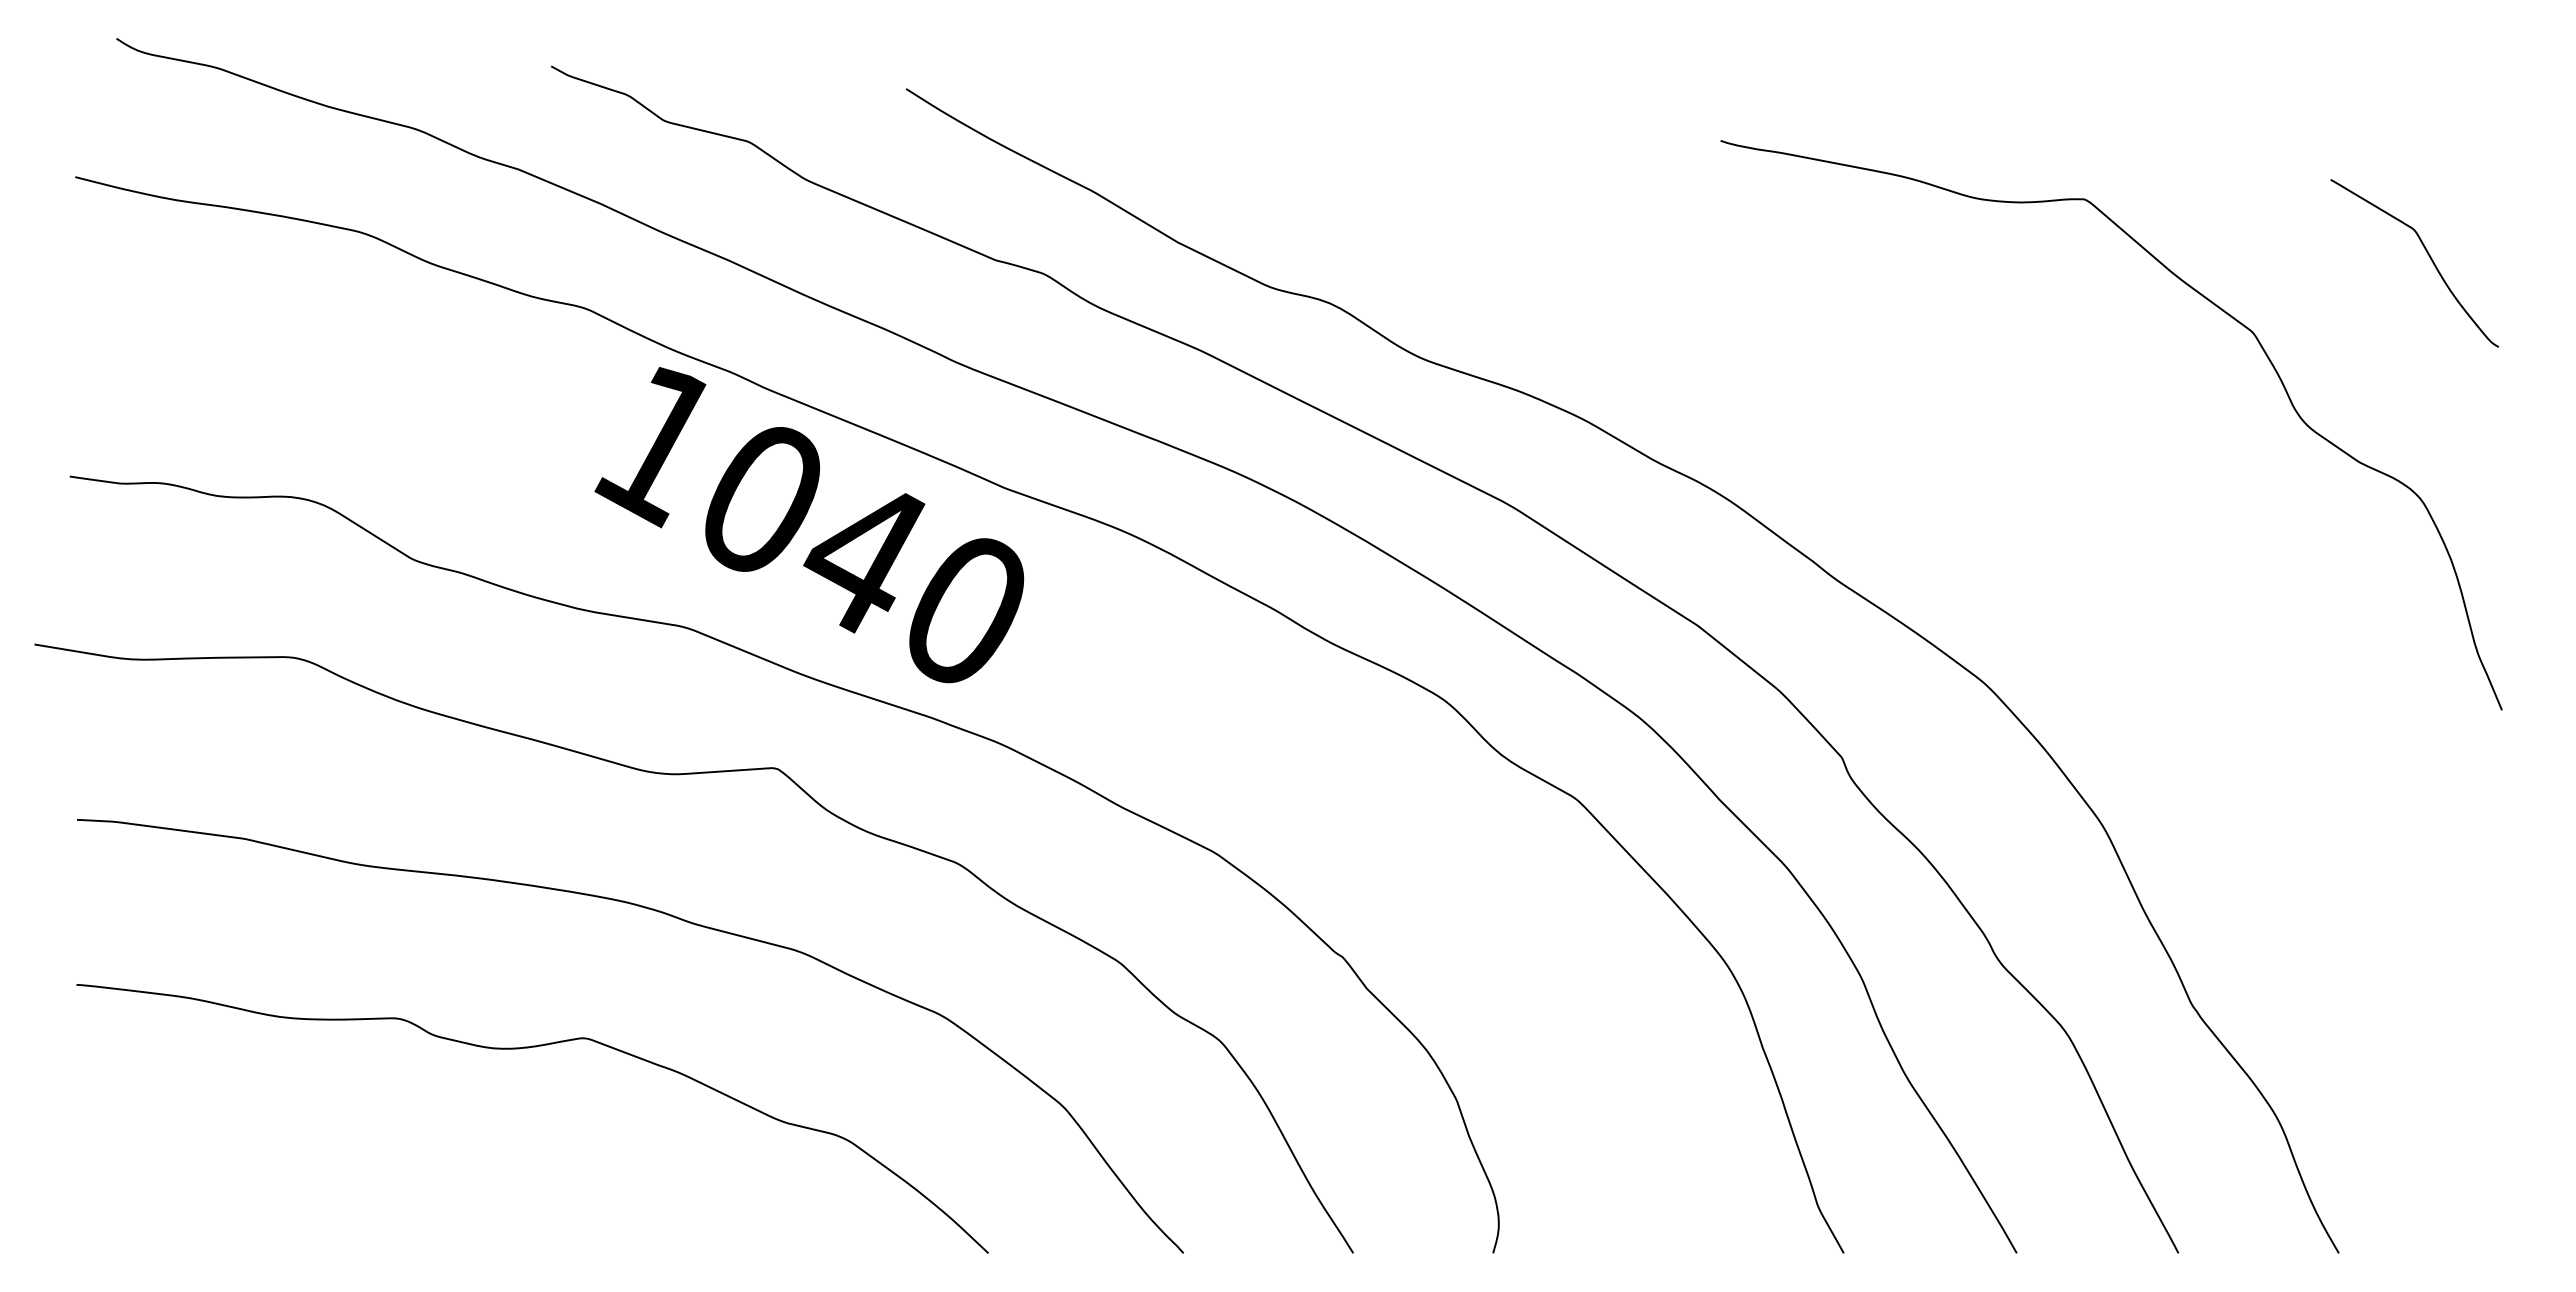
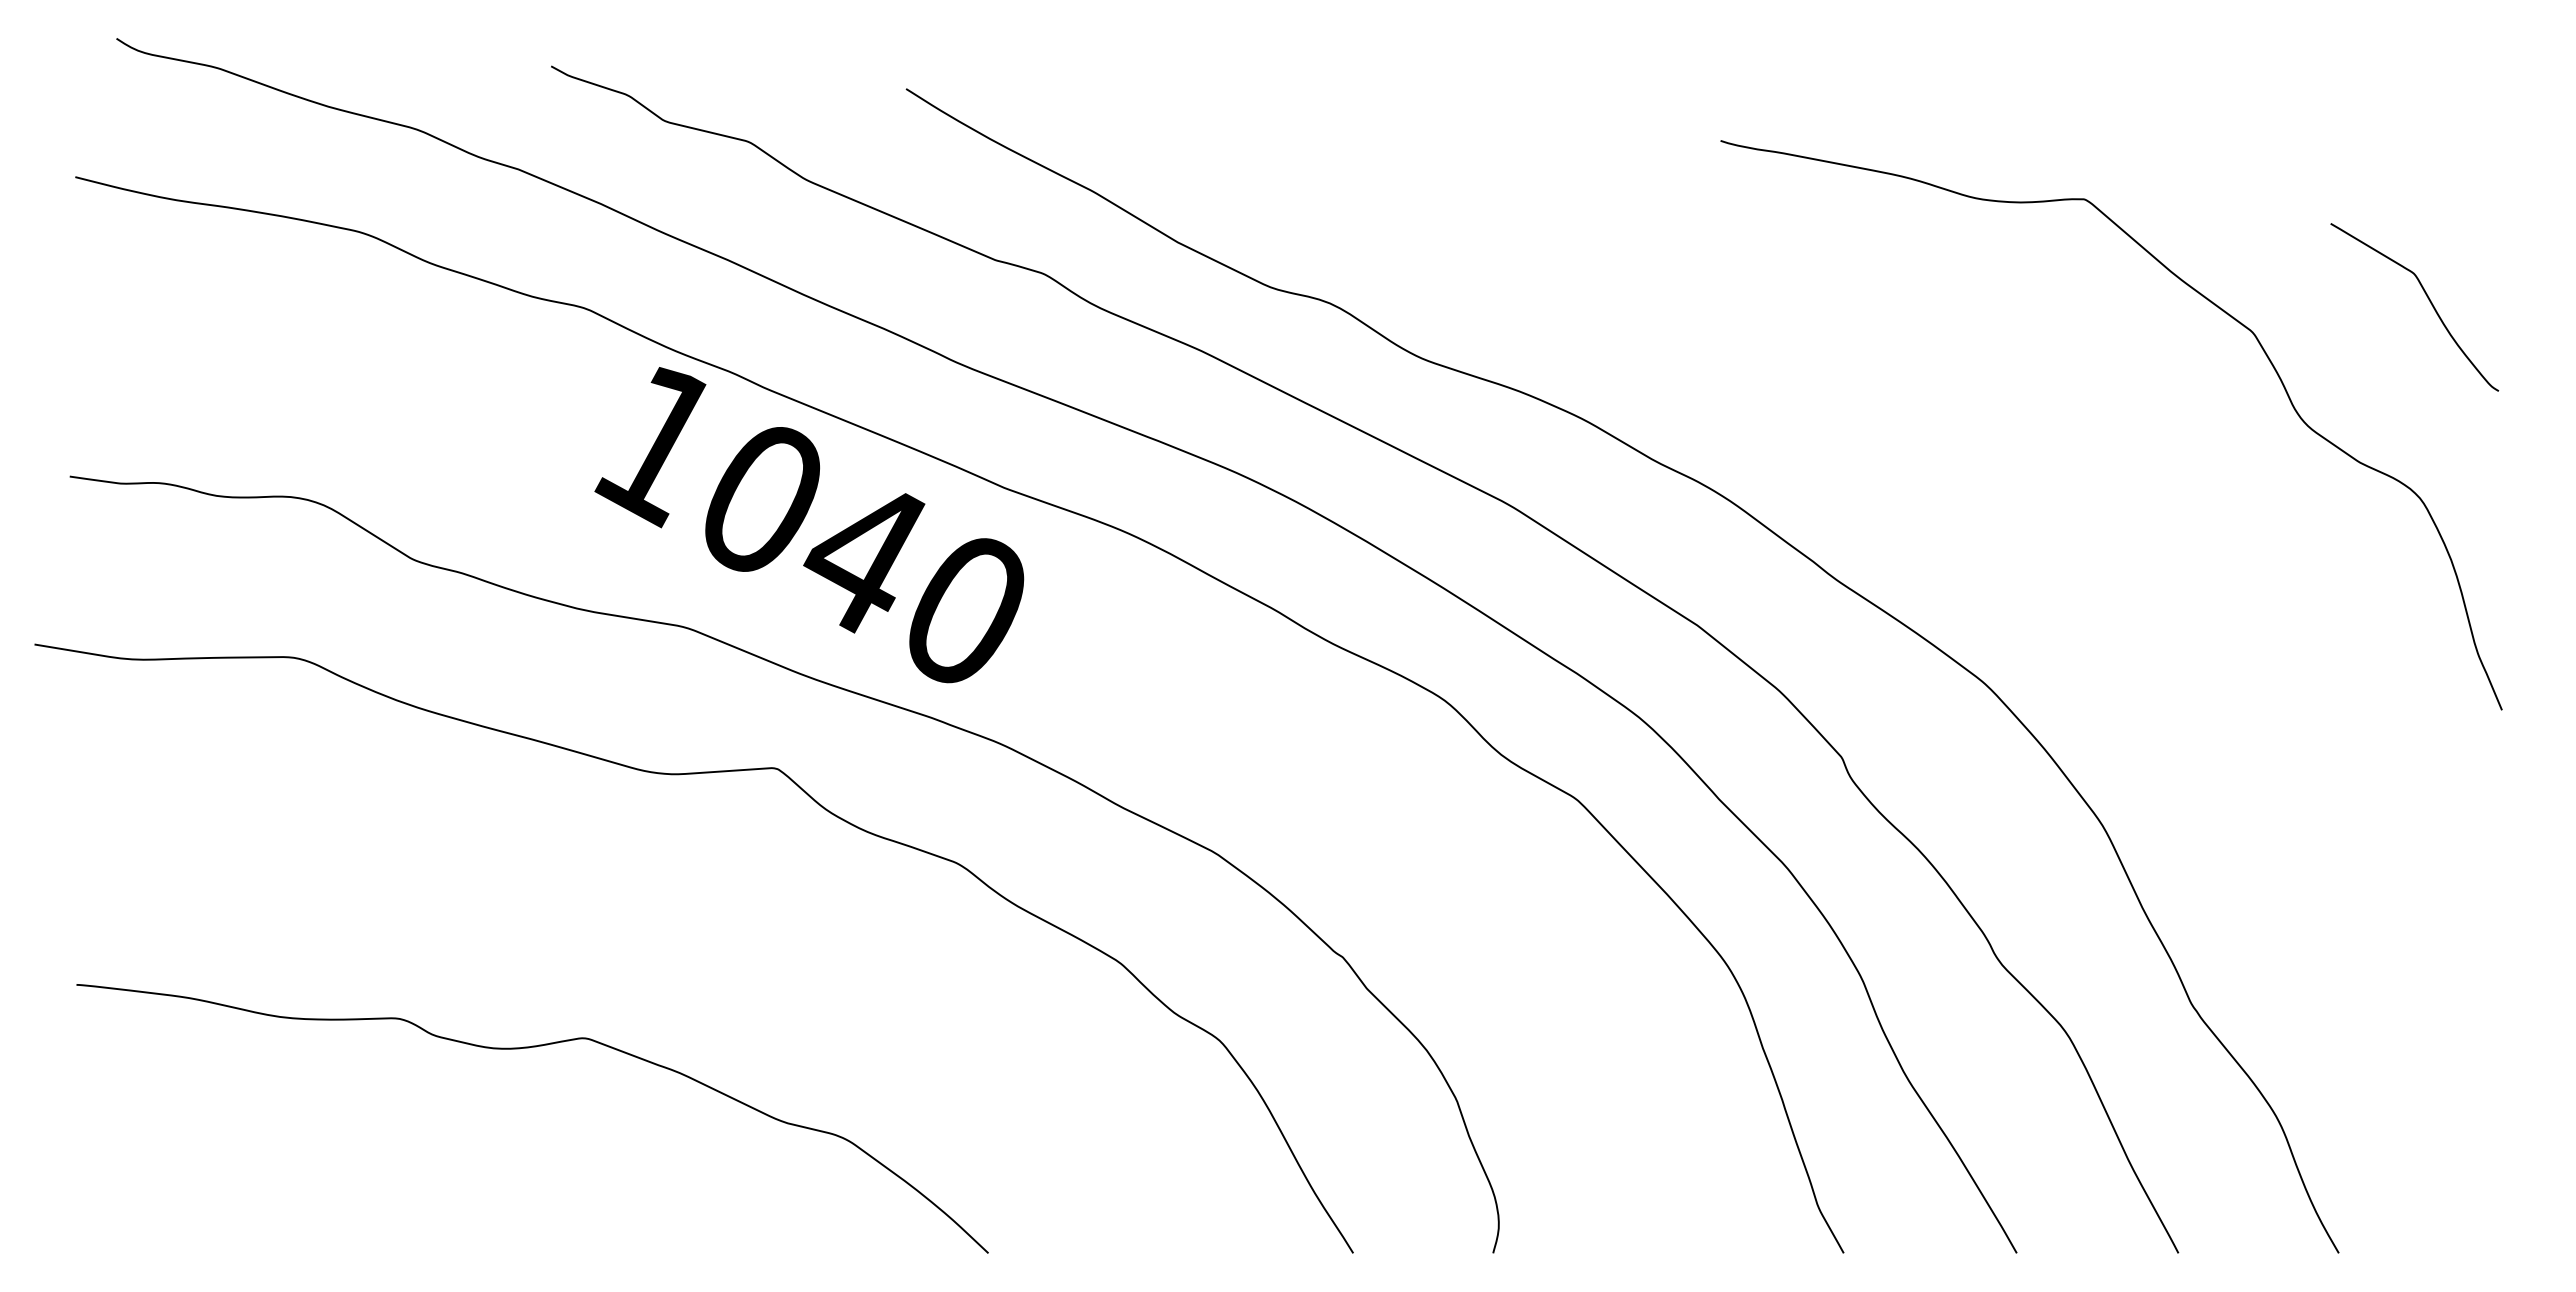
curve position: (2428, 256) -> (2428, 300) (2428, 300)
curve: present -> none (675, 918)
